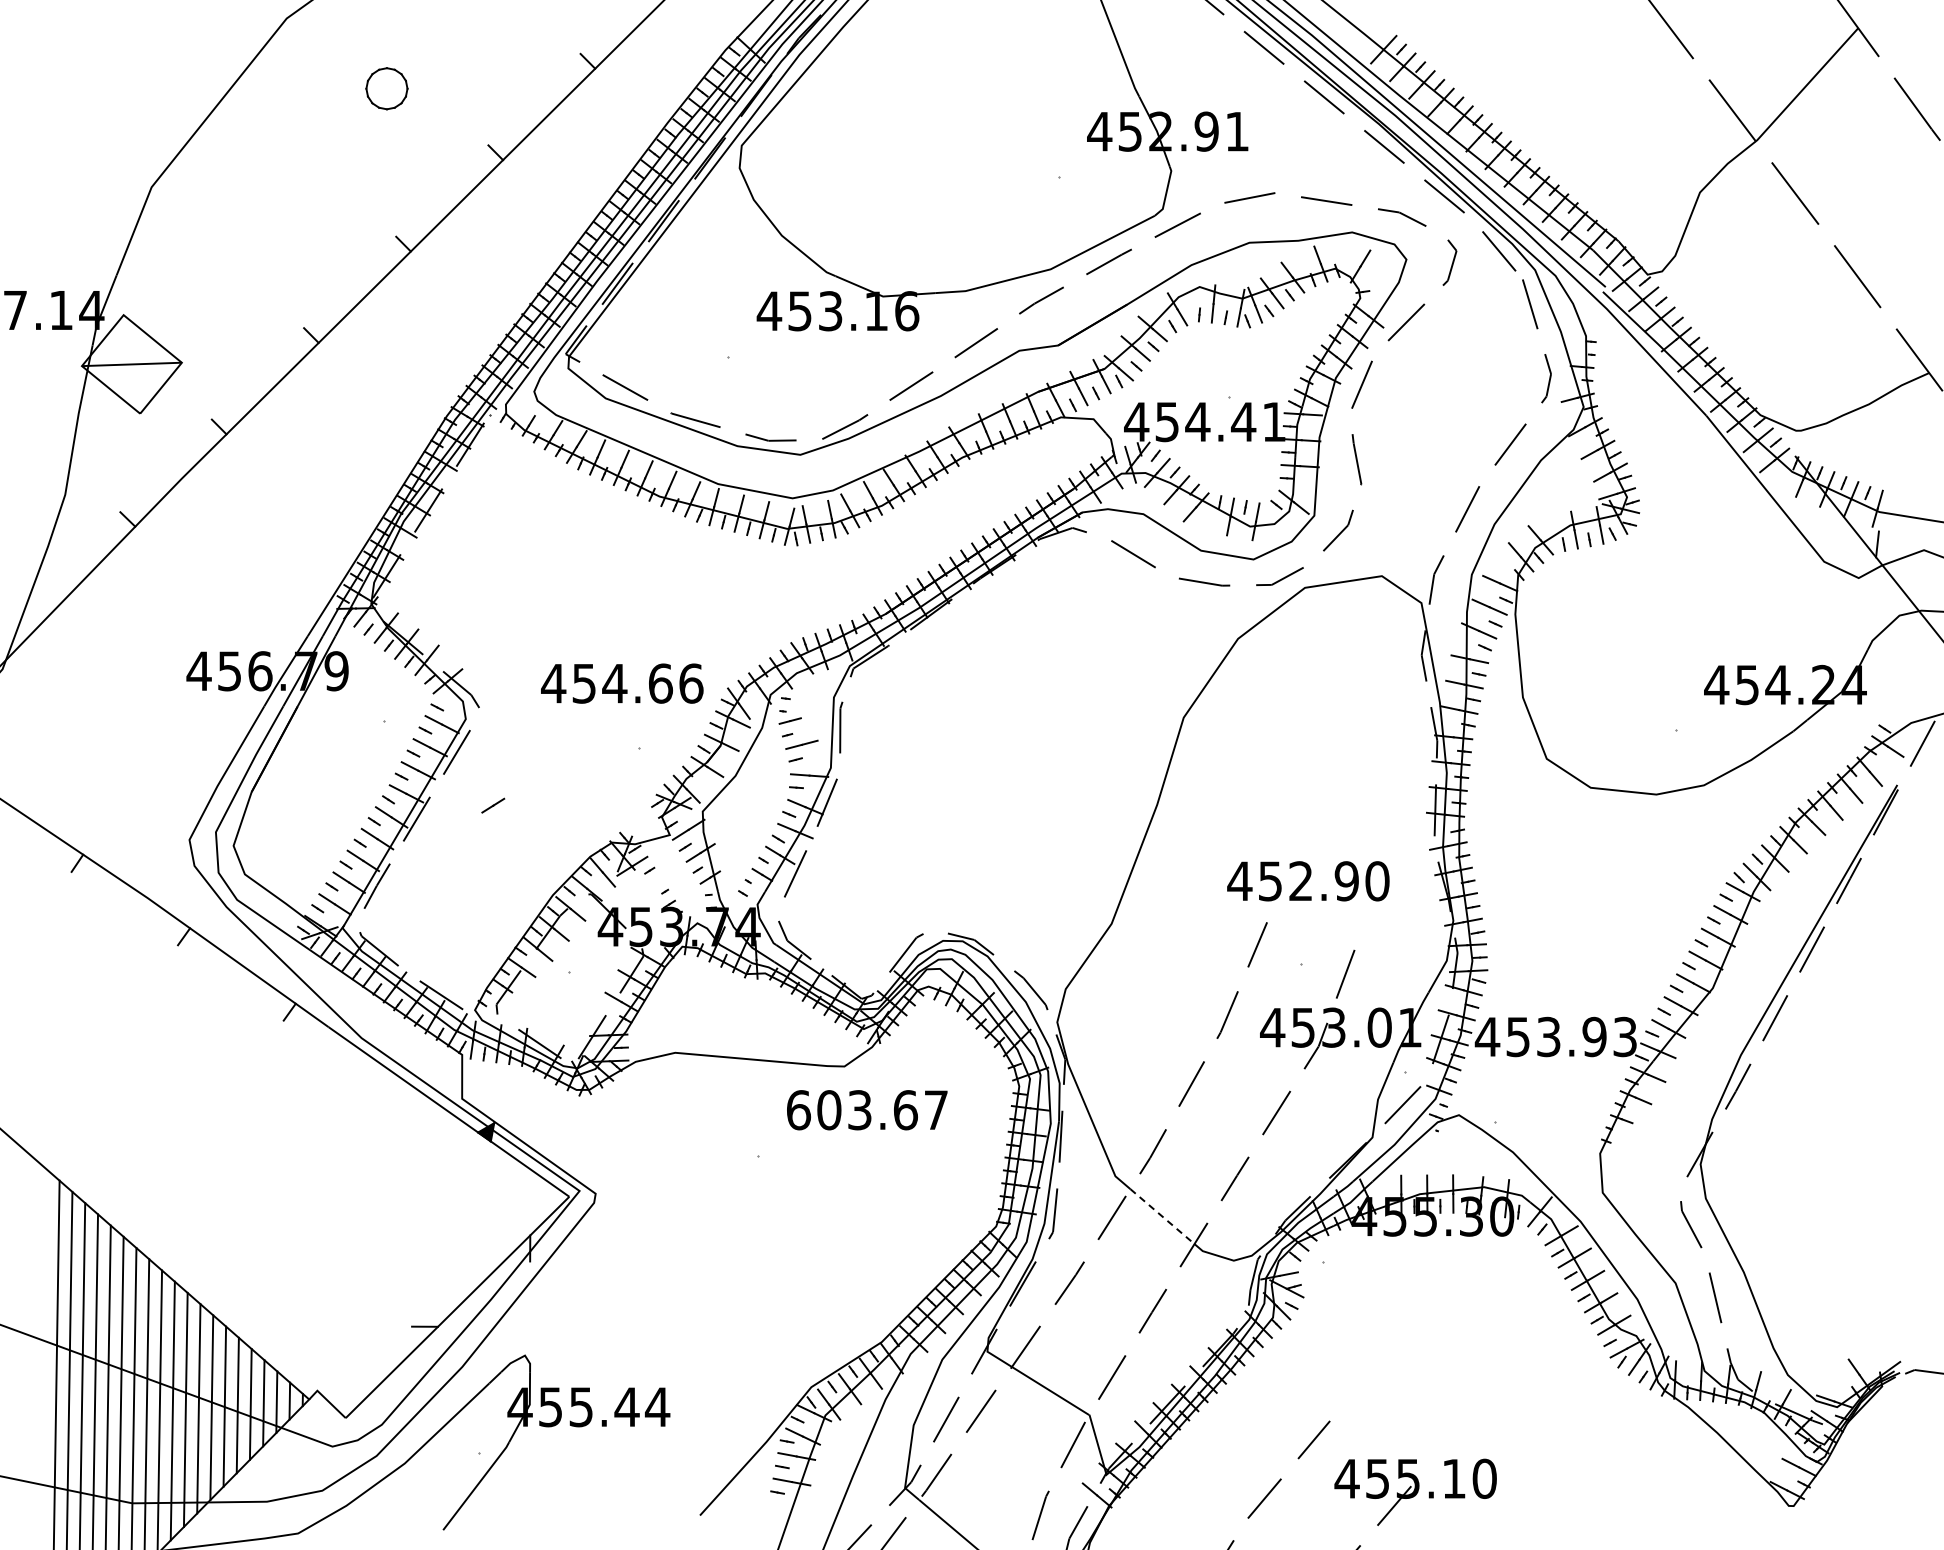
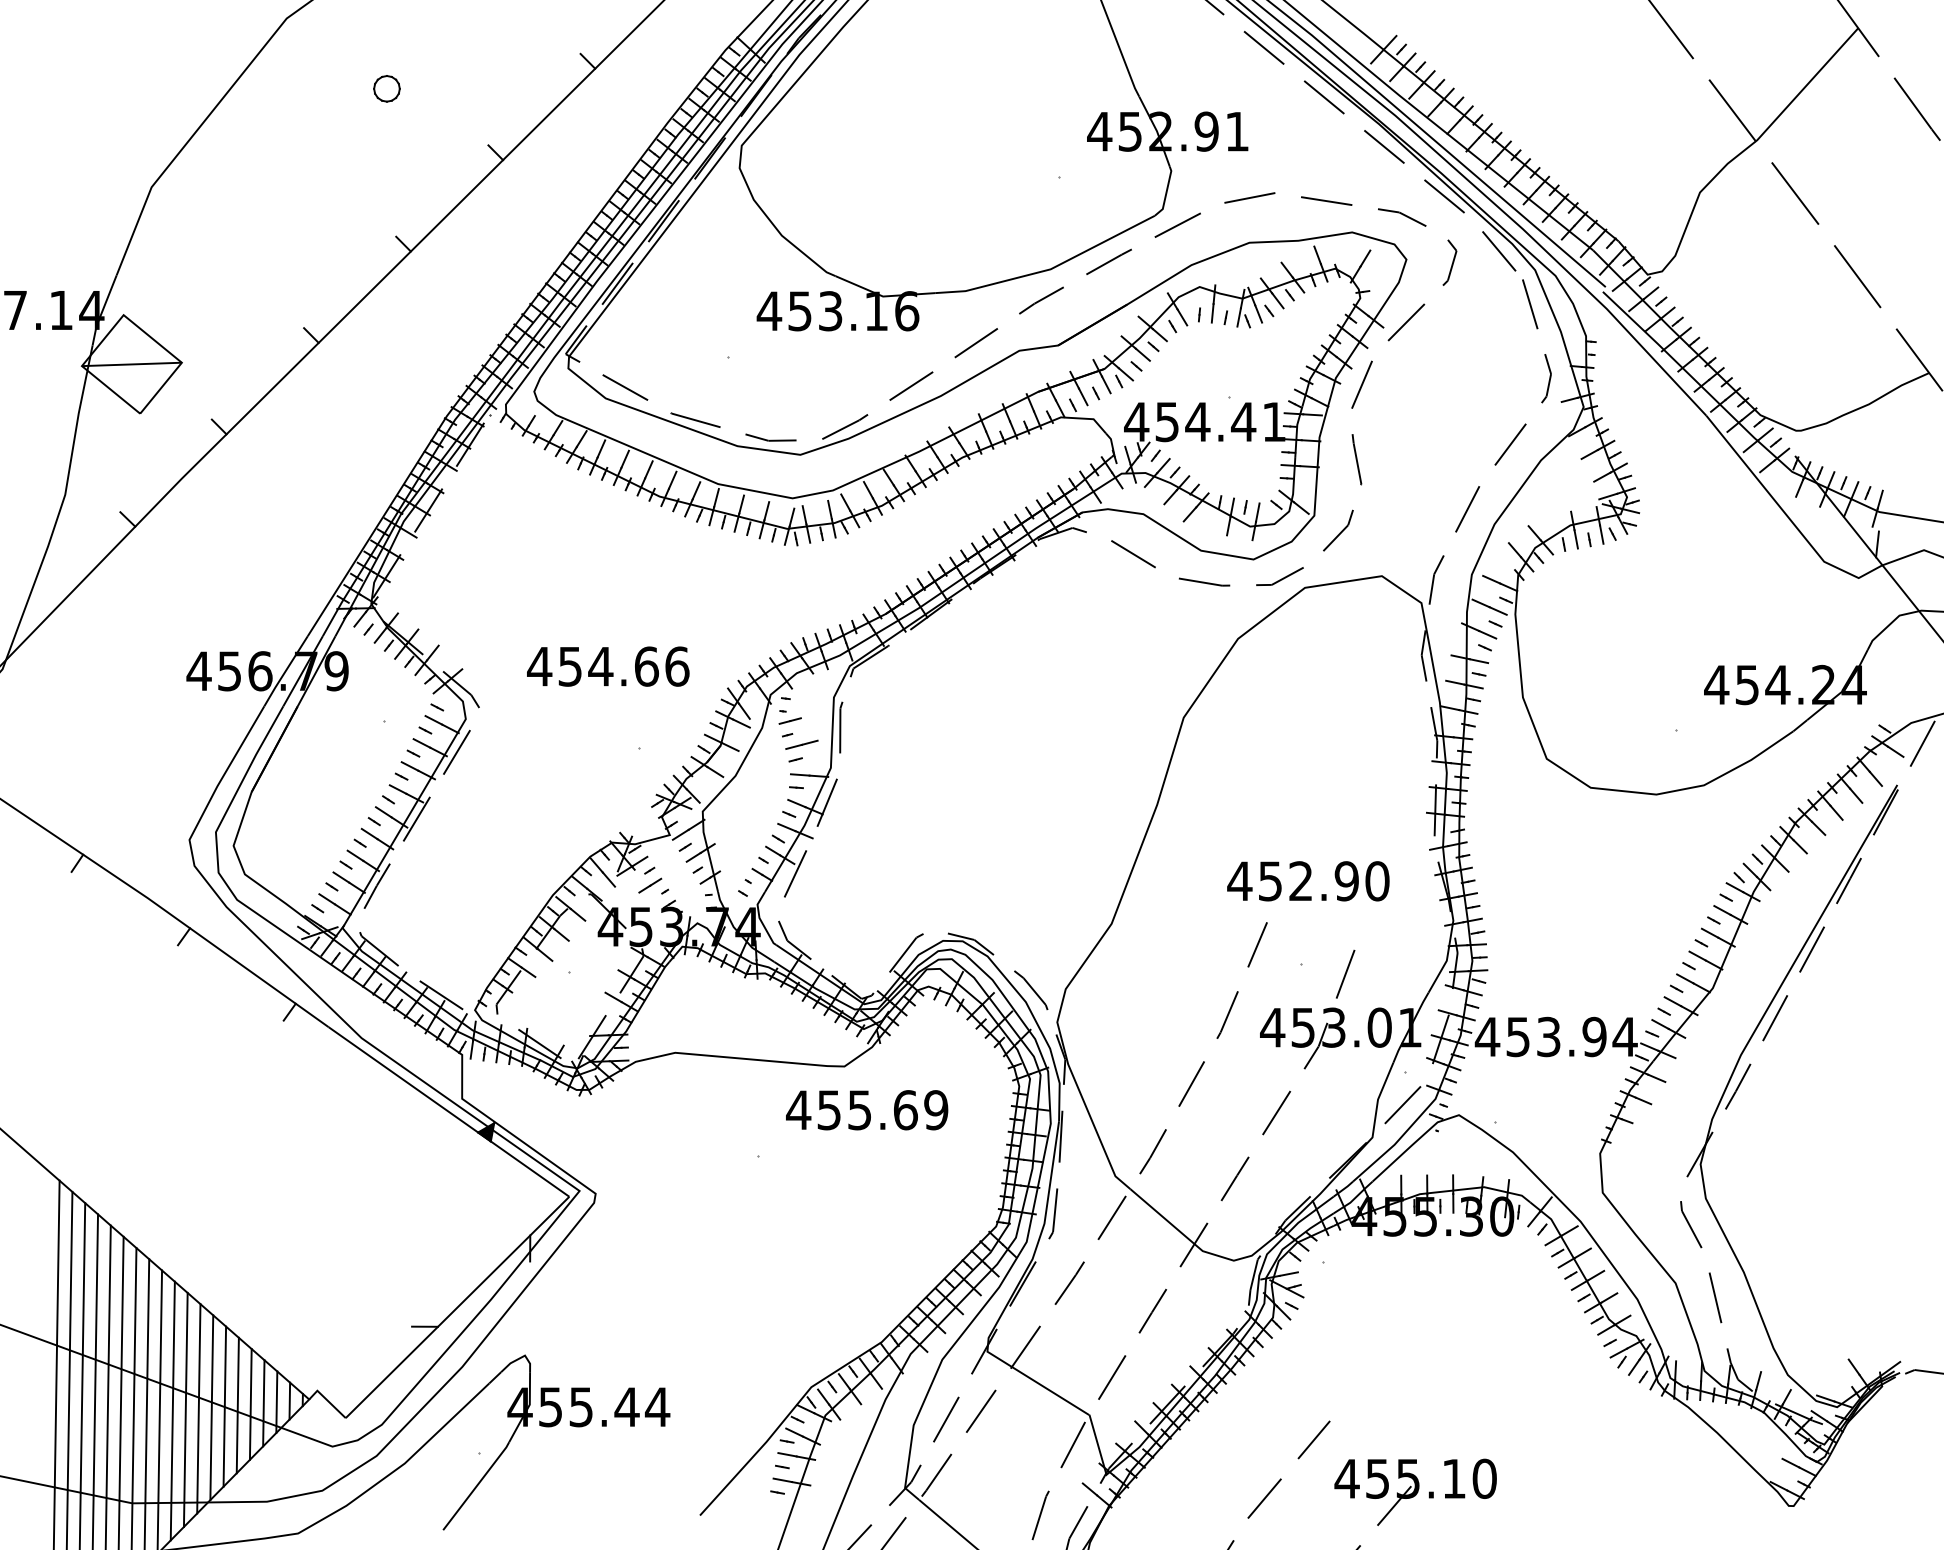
part size: 44x44 px -> 28x28 px (386, 88)
text position: (622, 683) -> (608, 666) (608, 666)
line position: (493, 805) -> (650, 885) (650, 885)
text: 453.93 -> 453.94 (1624, 1036)
text: 603.67 -> 455.69 (867, 1110)
line: dashed -> solid (1162, 1216)
